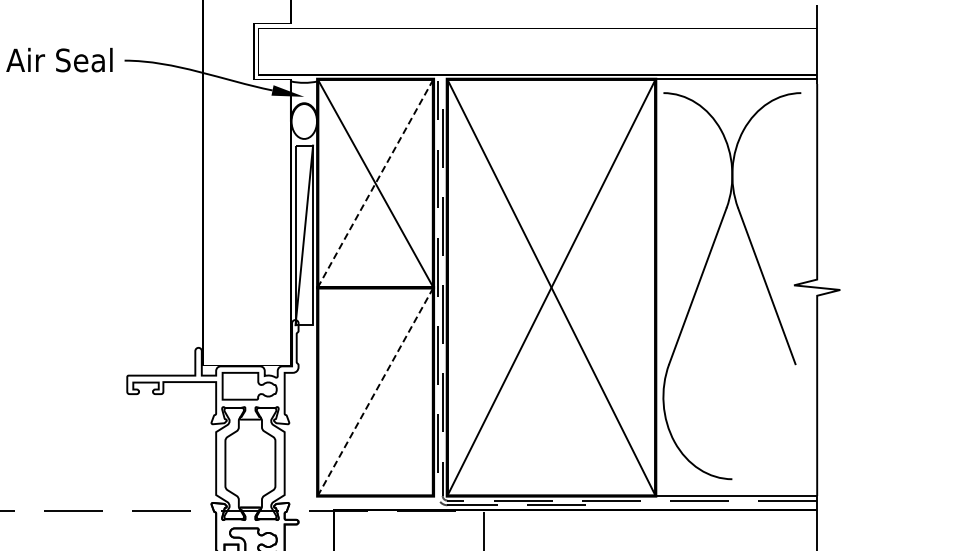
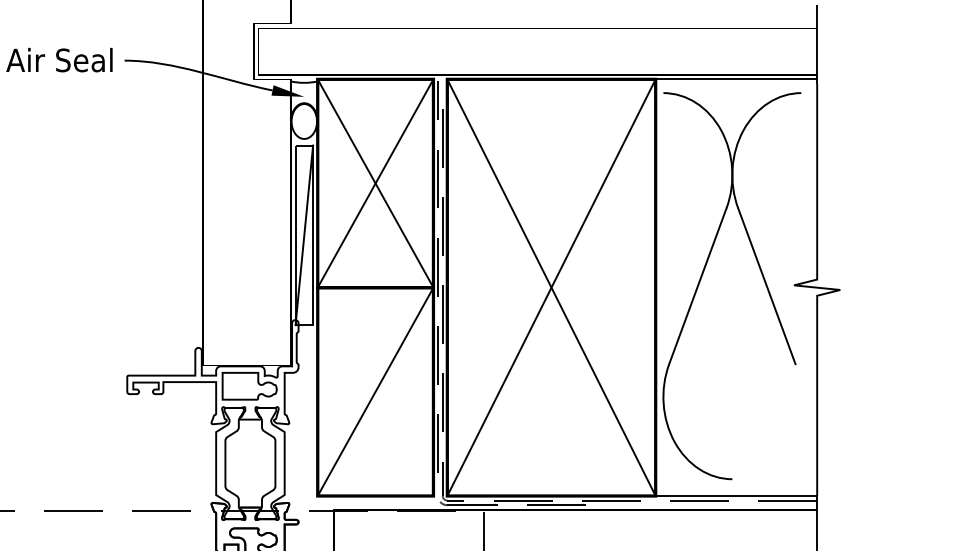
line: dashed -> solid (375, 183)
line: dashed -> solid (375, 391)
